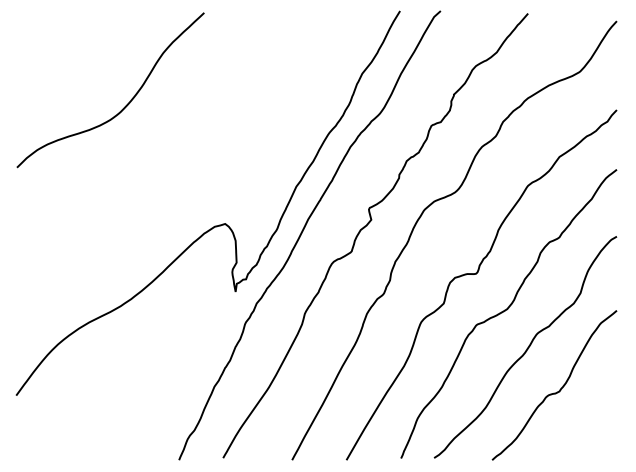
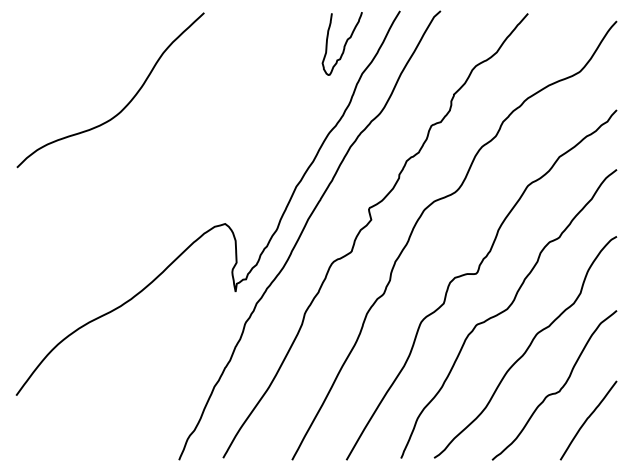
curve: none -> present (344, 43)
curve: none -> present (587, 420)
